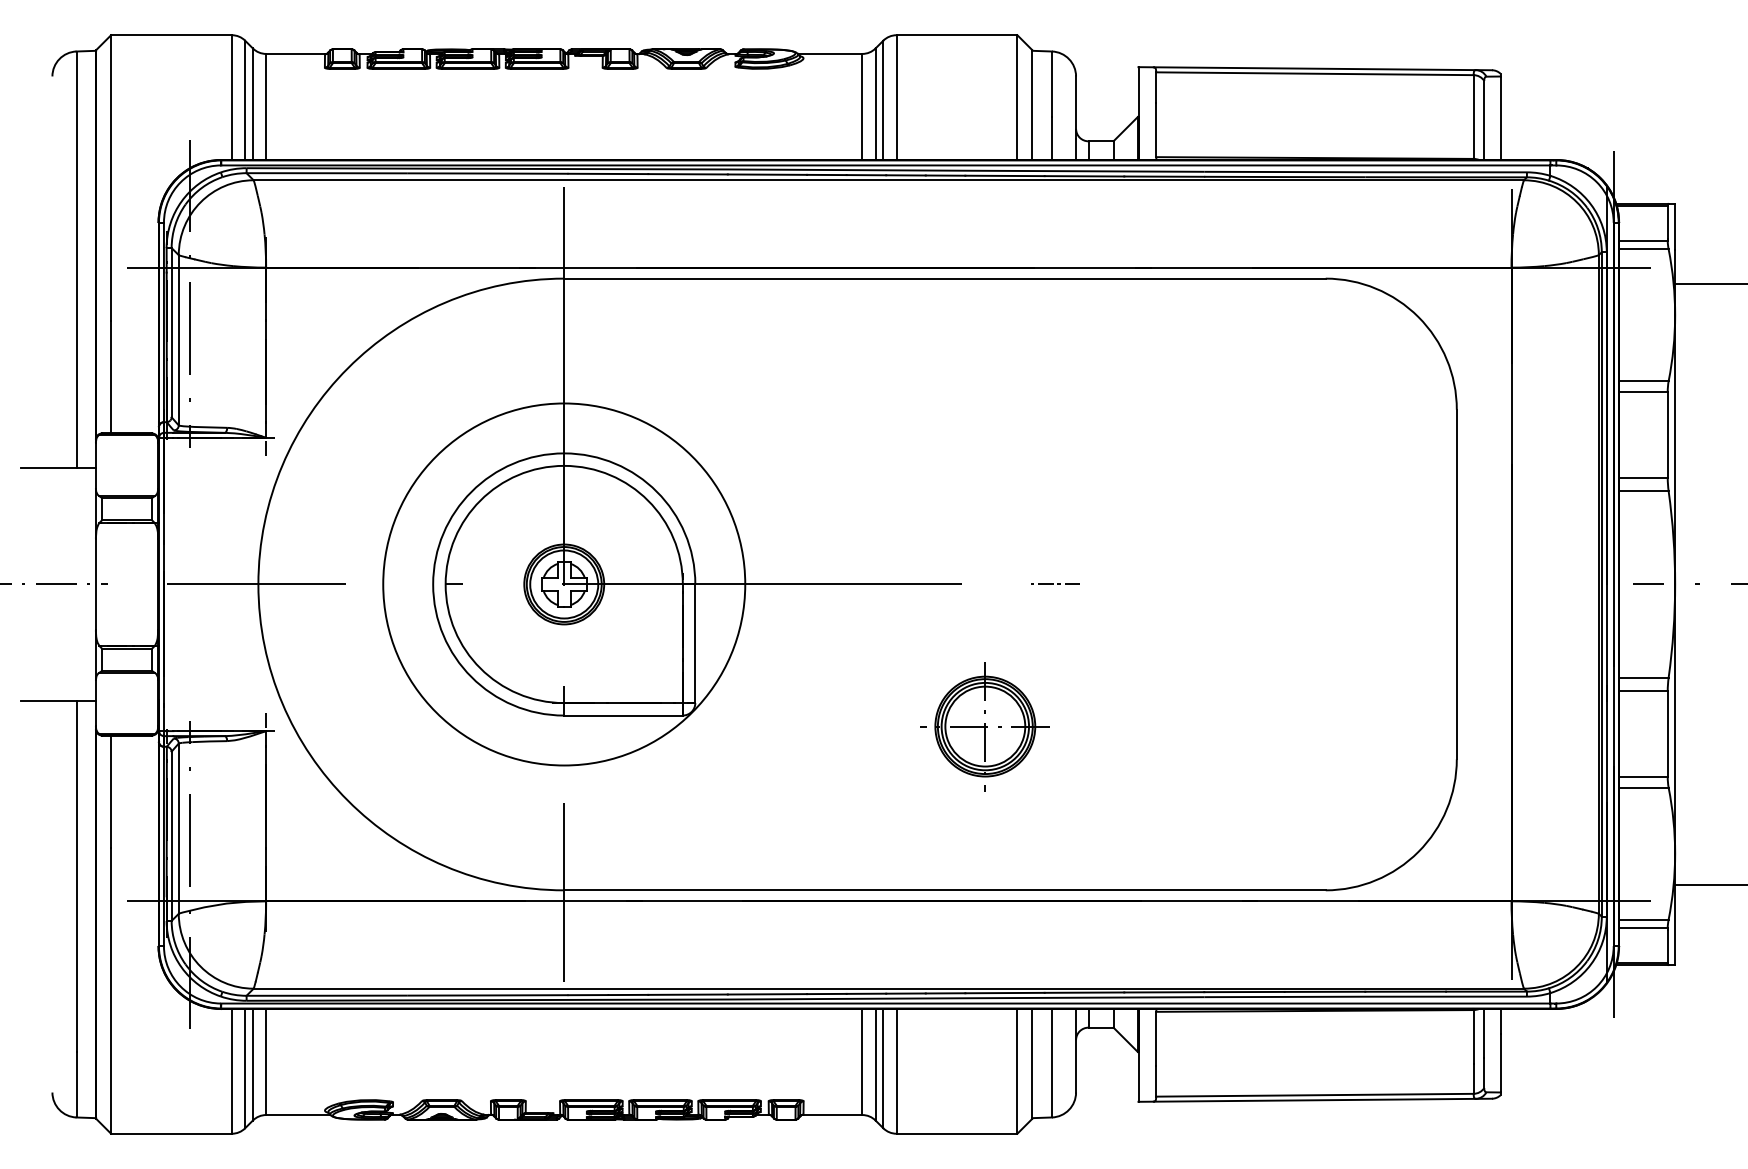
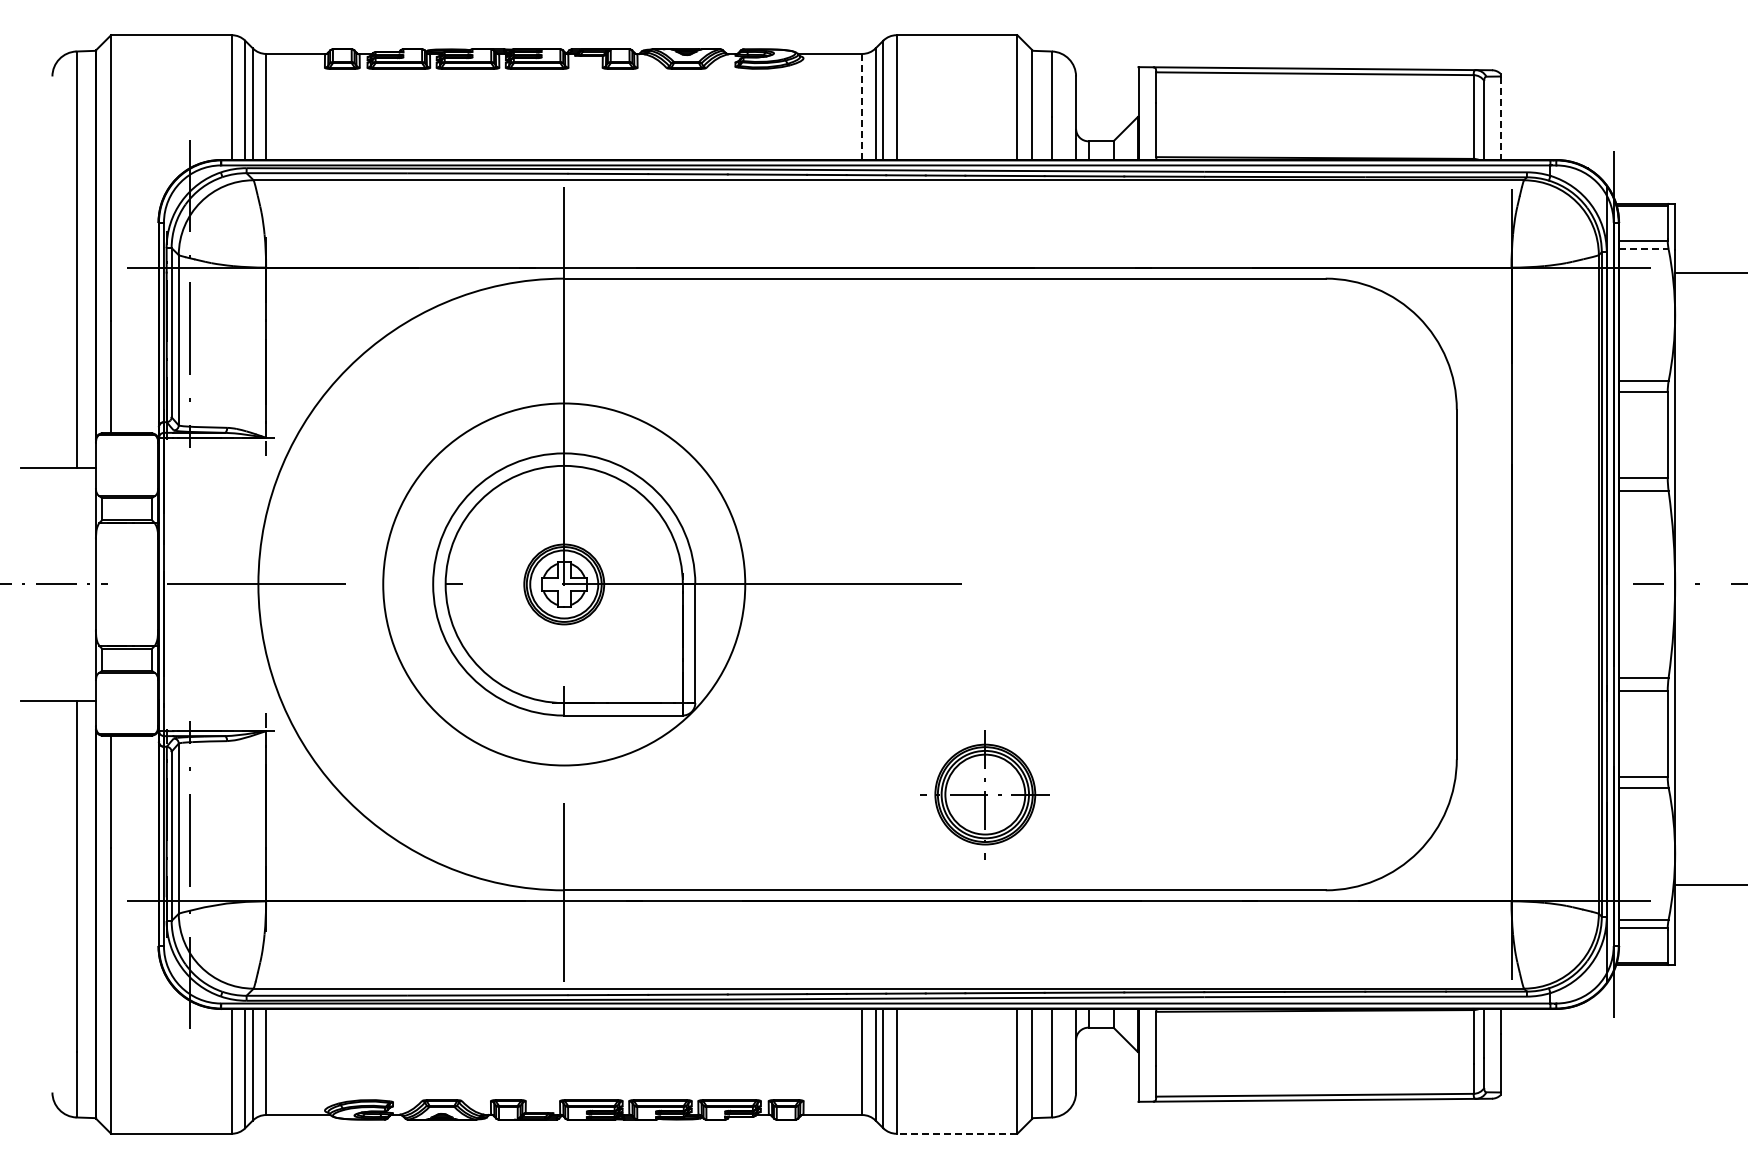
line: solid -> dashed (862, 107)
line: solid -> dashed (1500, 118)
line: solid -> dashed (1643, 249)
line position: (1709, 283) -> (1709, 272) (1709, 272)
line: present -> none (1053, 583)
part position: (984, 726) -> (984, 794) (984, 794)
line: solid -> dashed (956, 1133)
